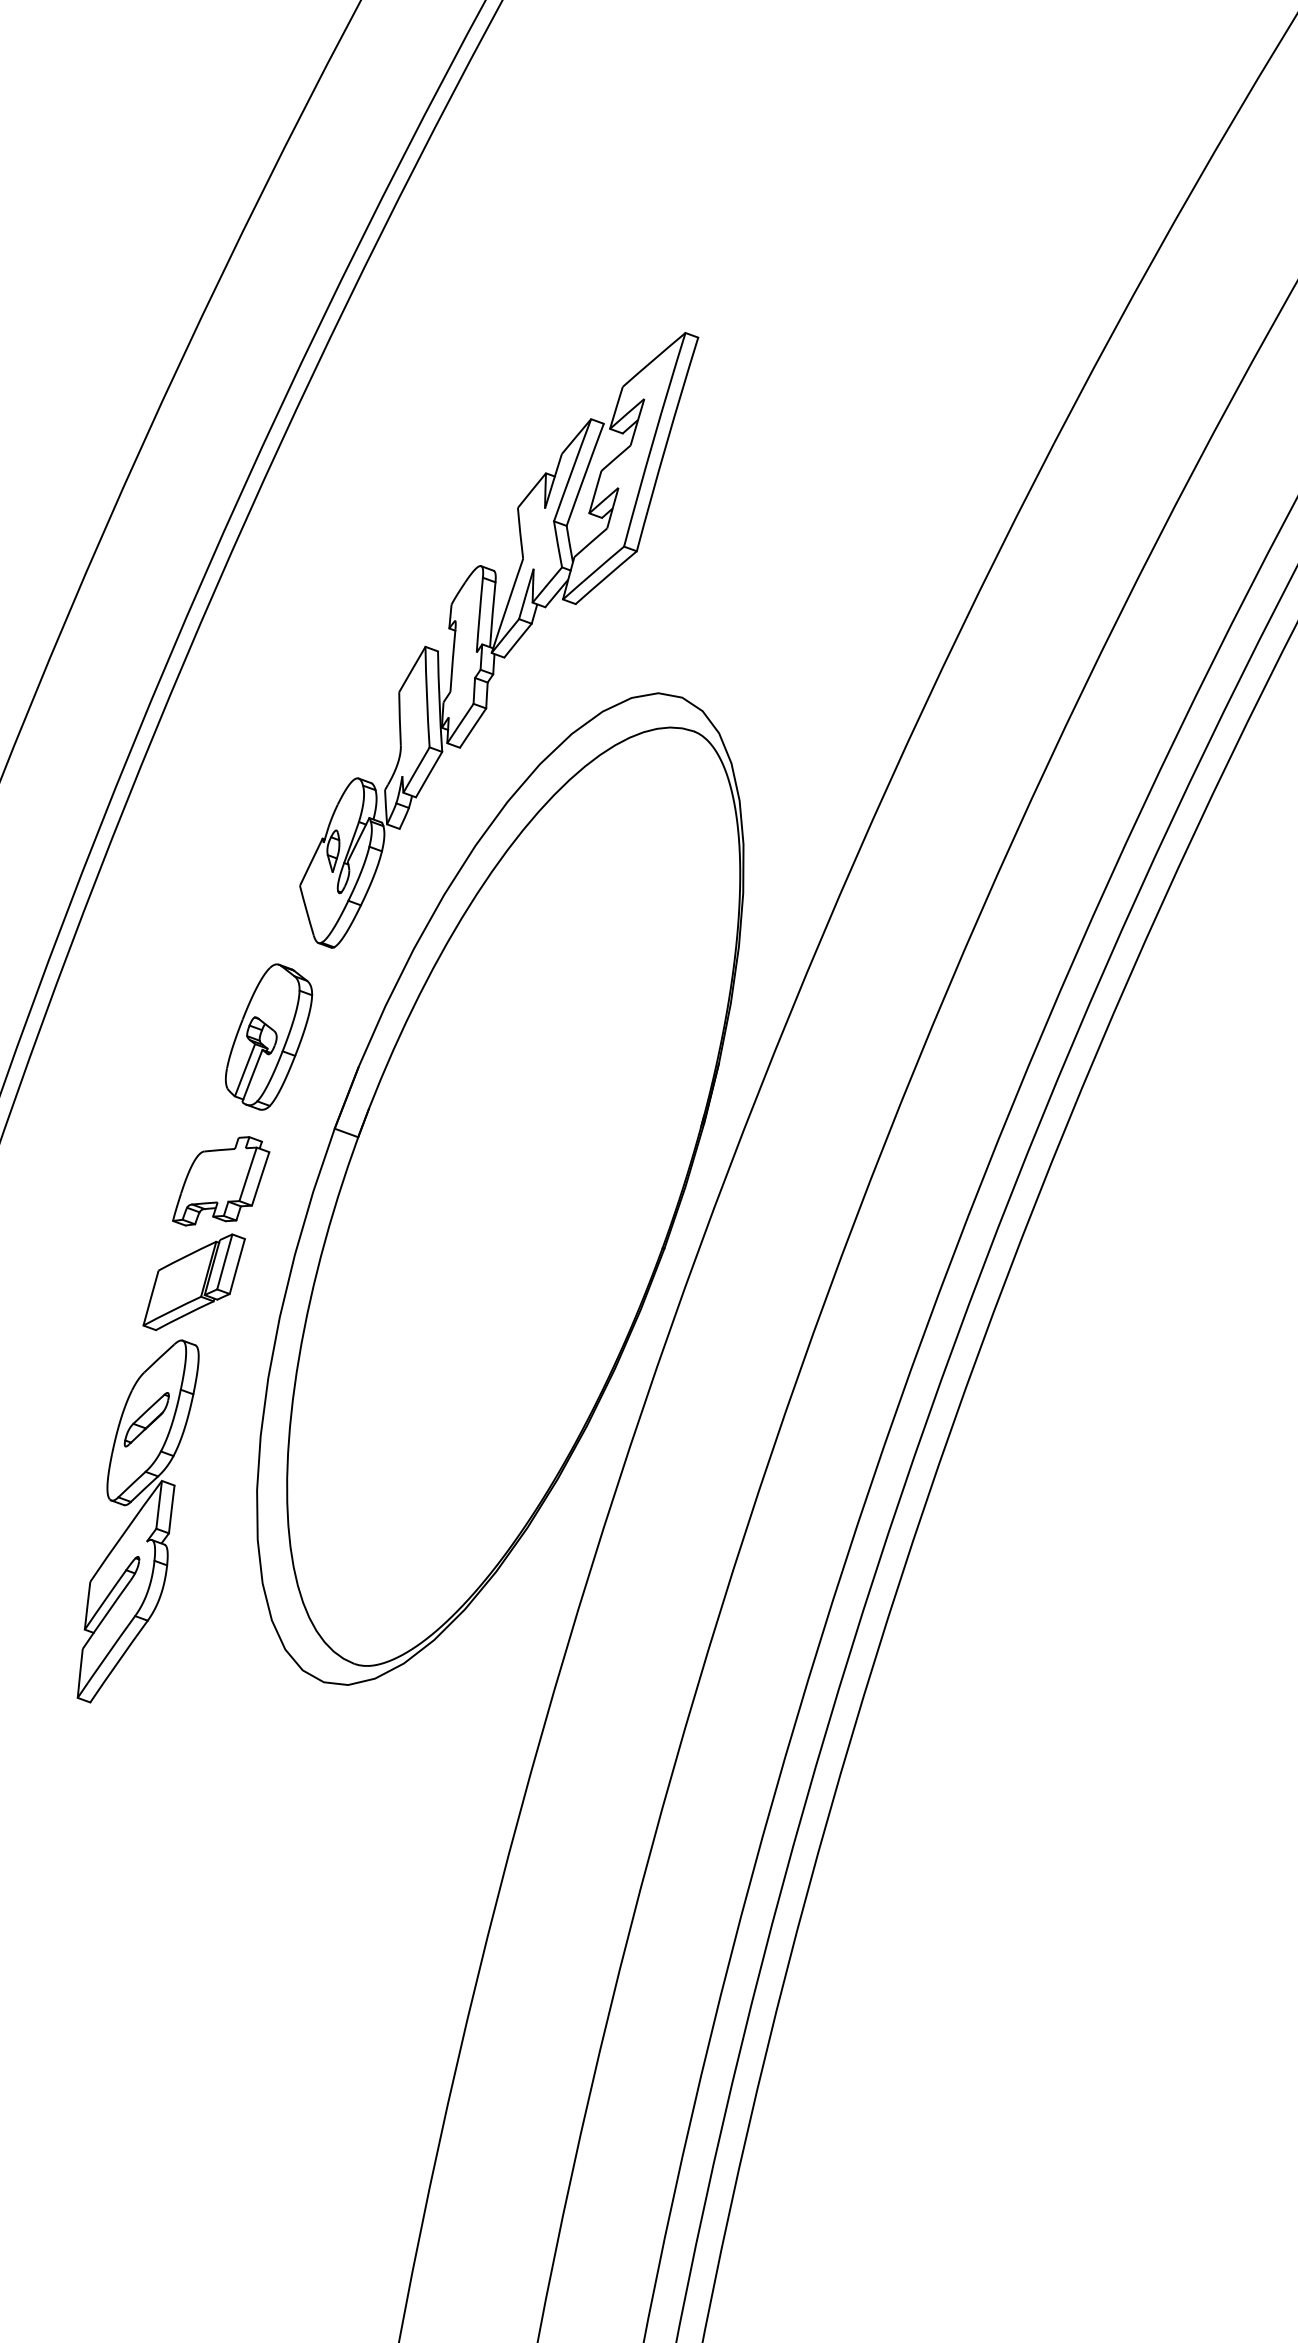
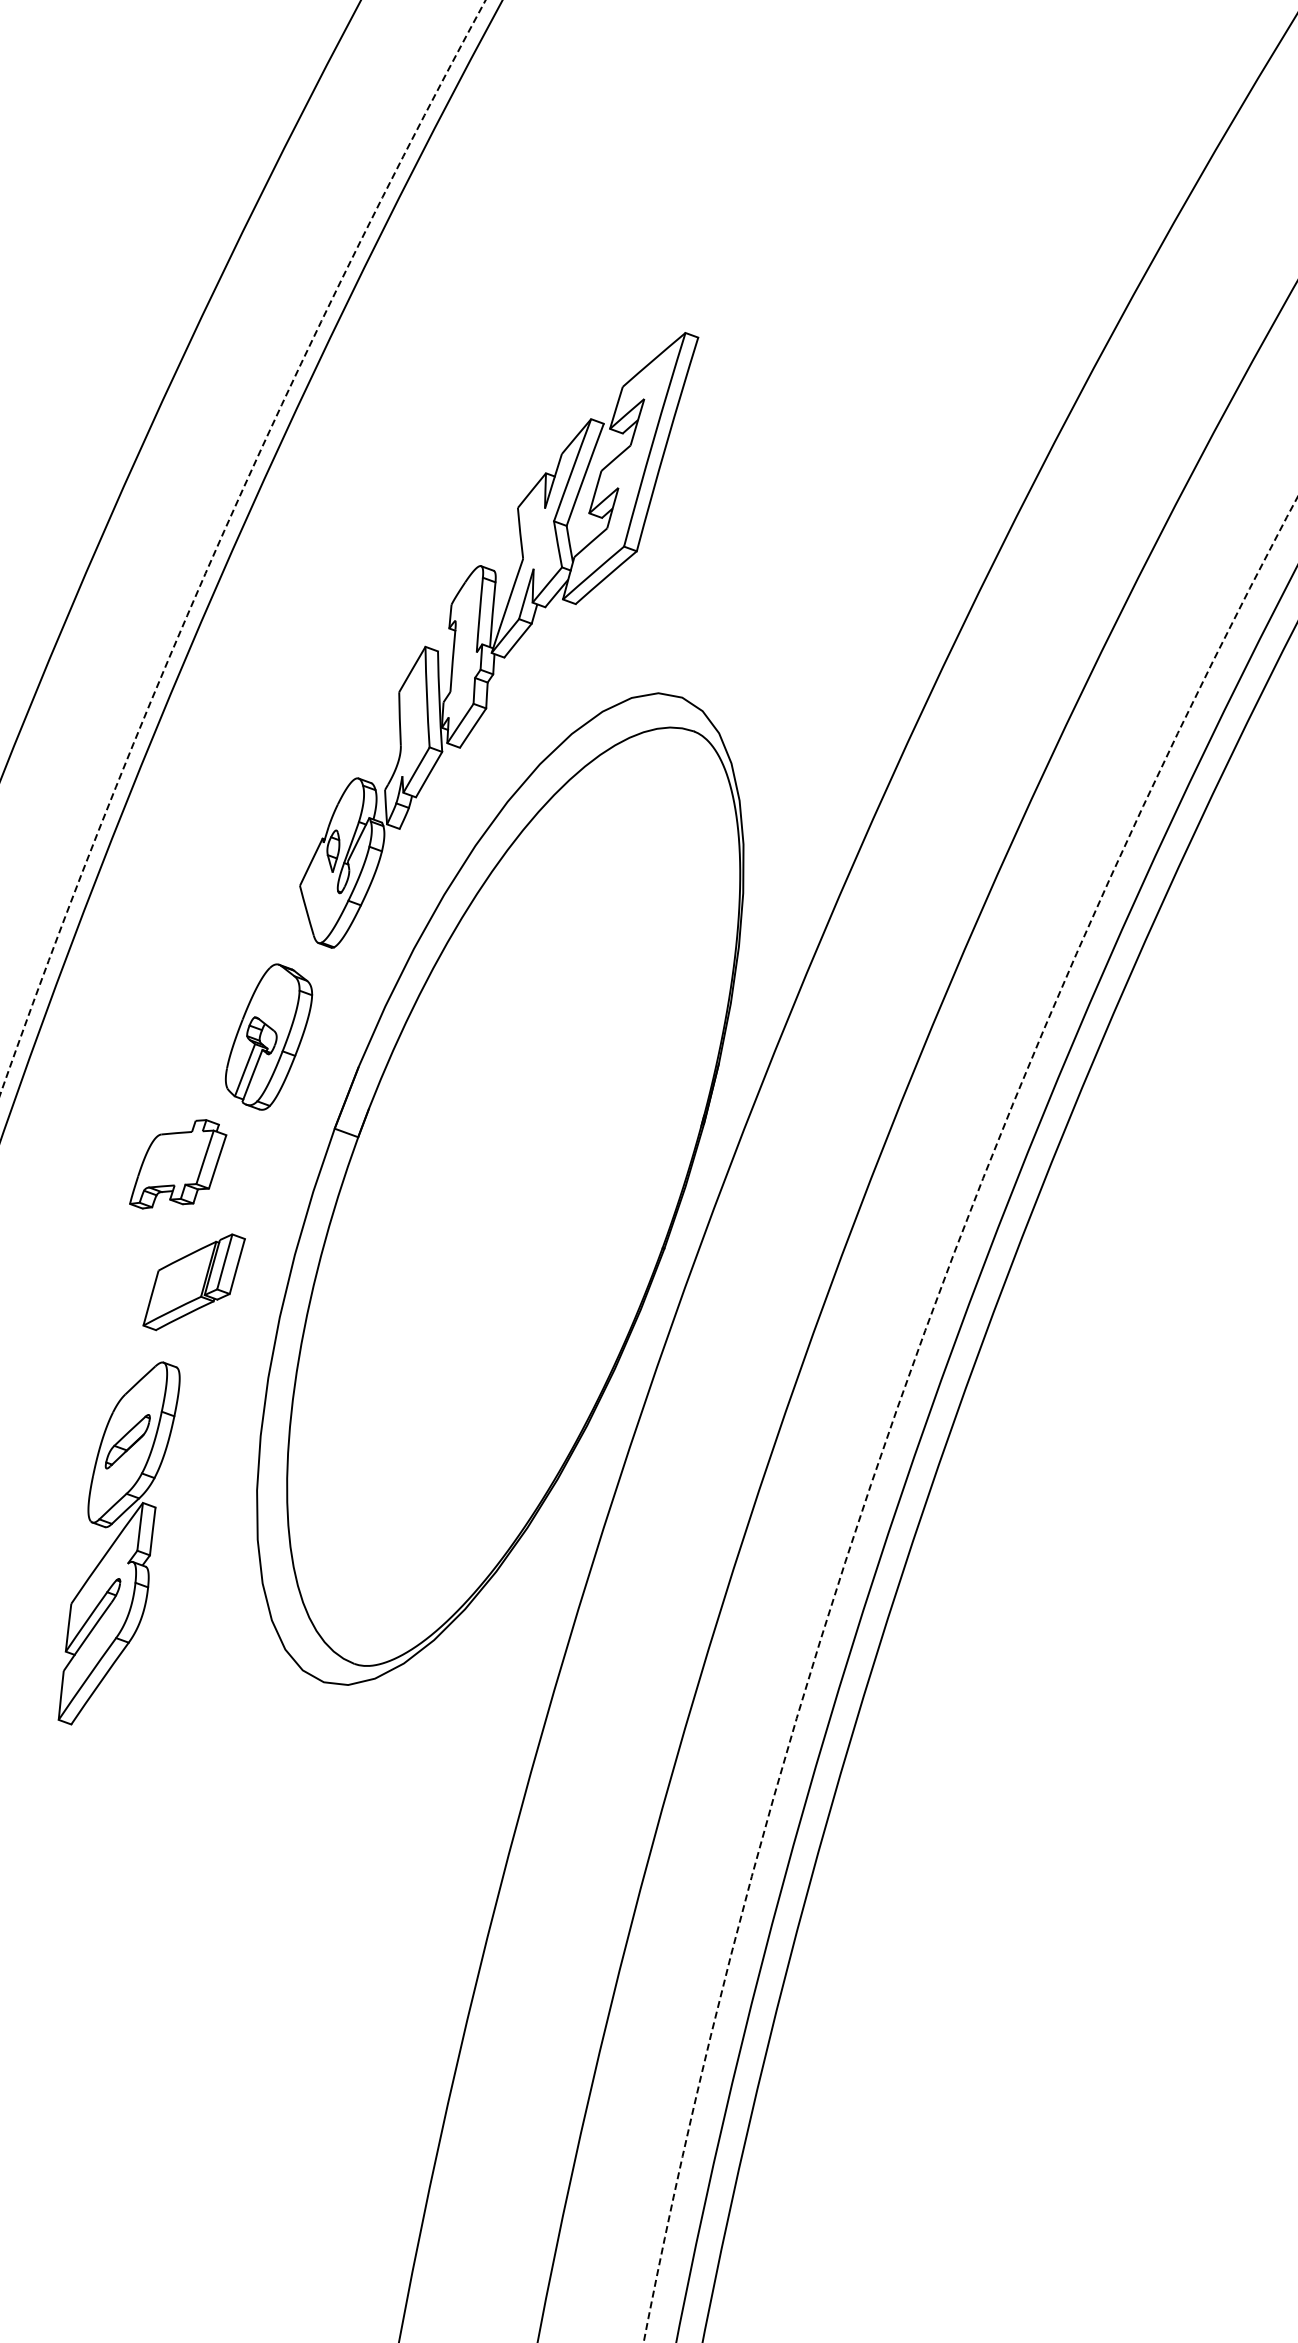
circle: solid -> dashed (242, 547)
part position: (221, 1181) -> (178, 1164) (178, 1164)
circle: solid -> dashed (970, 1419)
part position: (137, 1521) -> (118, 1543) (118, 1543)
